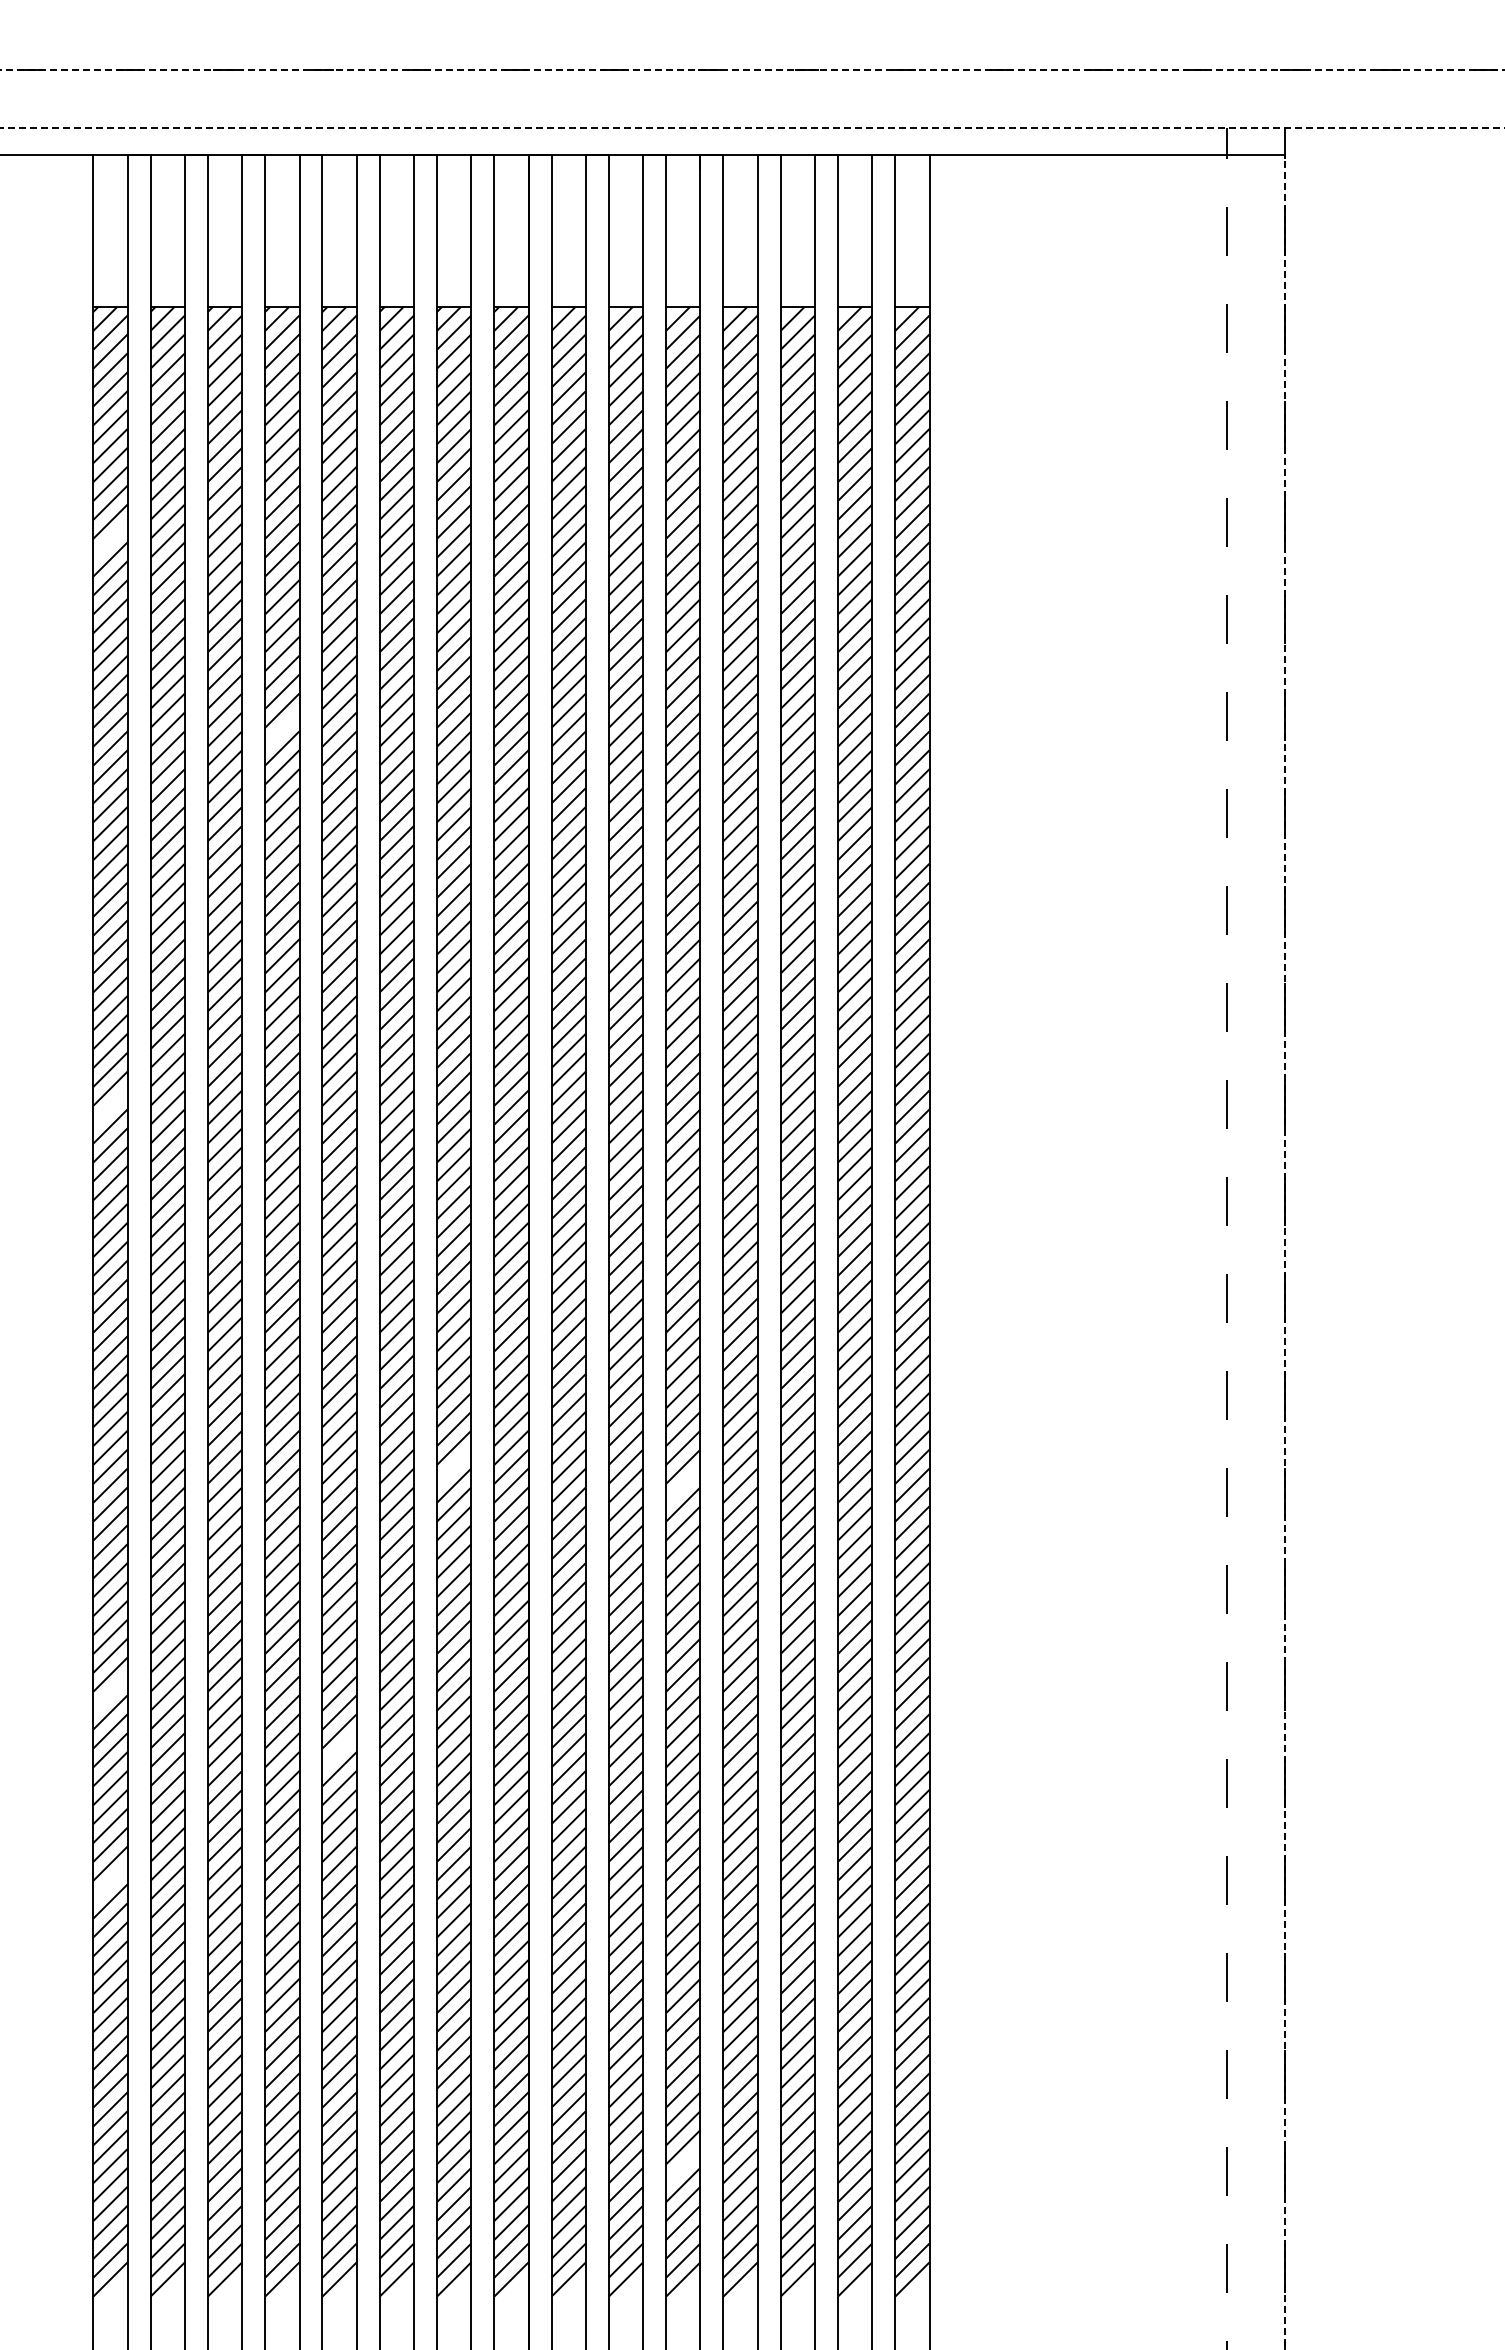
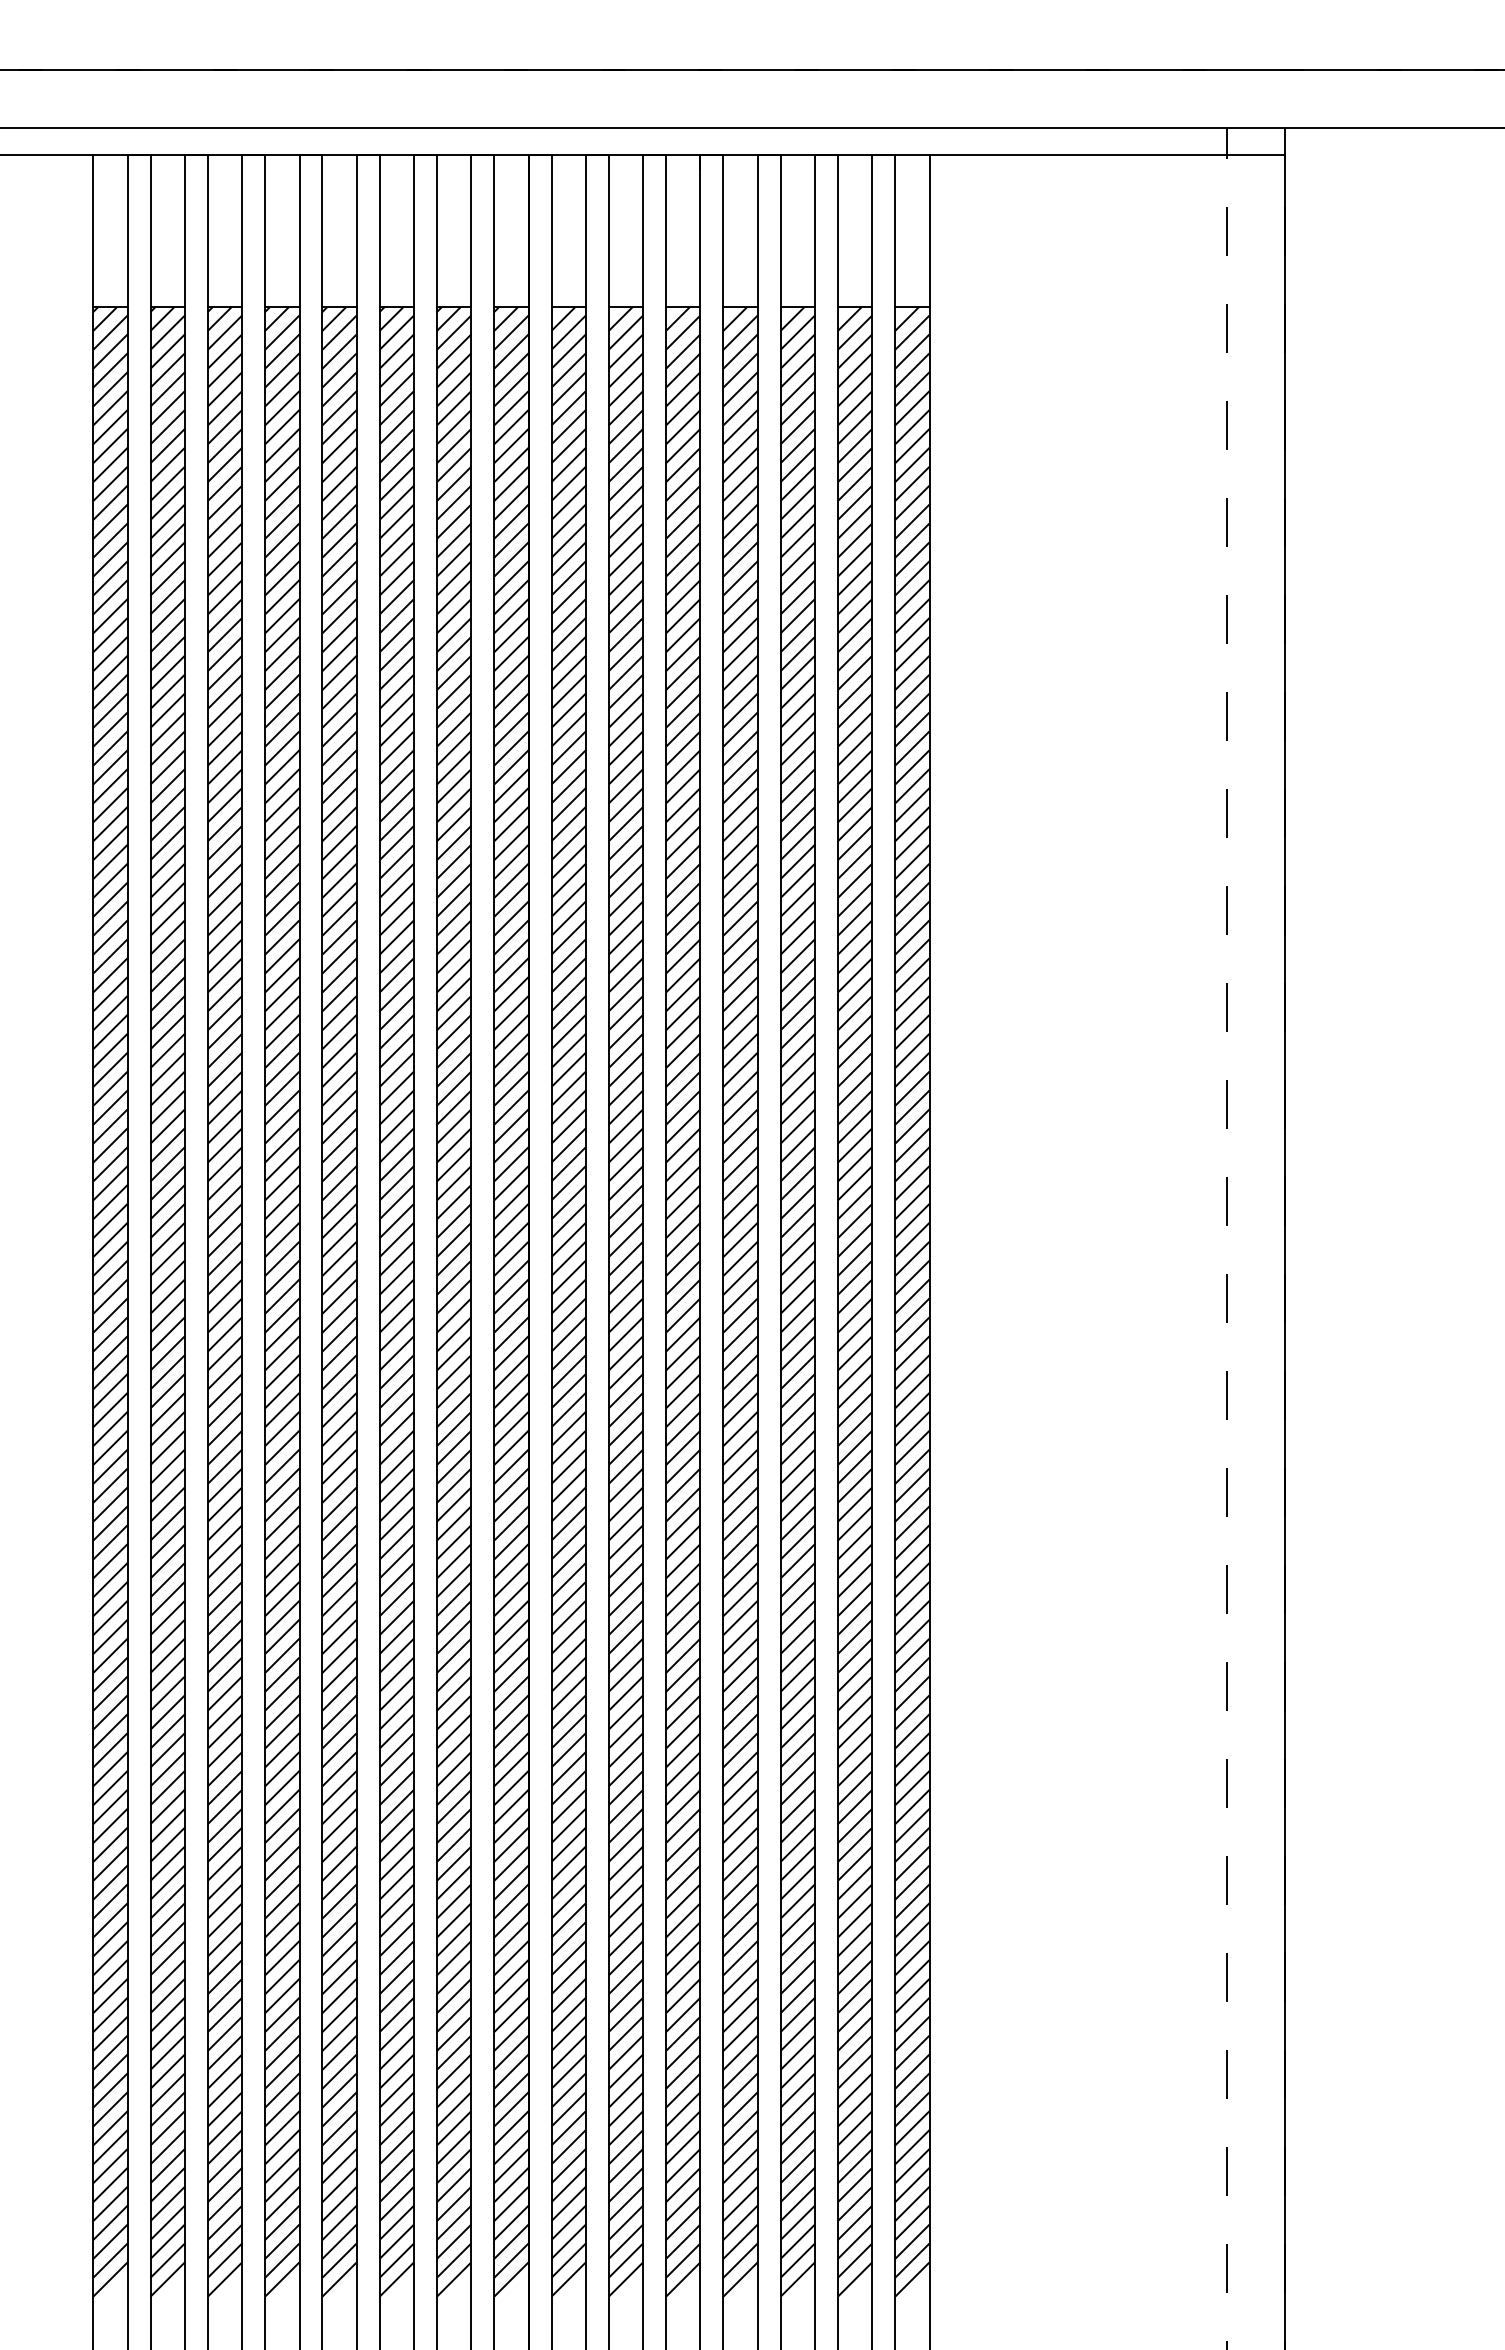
line: dashed -> solid (752, 70)
line: dashed -> solid (752, 127)
line: none -> present (110, 540)
line: none -> present (282, 729)
line: none -> present (110, 1107)
line: dashed -> solid (1284, 1251)
line: none -> present (454, 1466)
line: none -> present (683, 1485)
line: none -> present (110, 1693)
line: none -> present (339, 1750)
line: none -> present (110, 1882)
line: none -> present (683, 2165)
